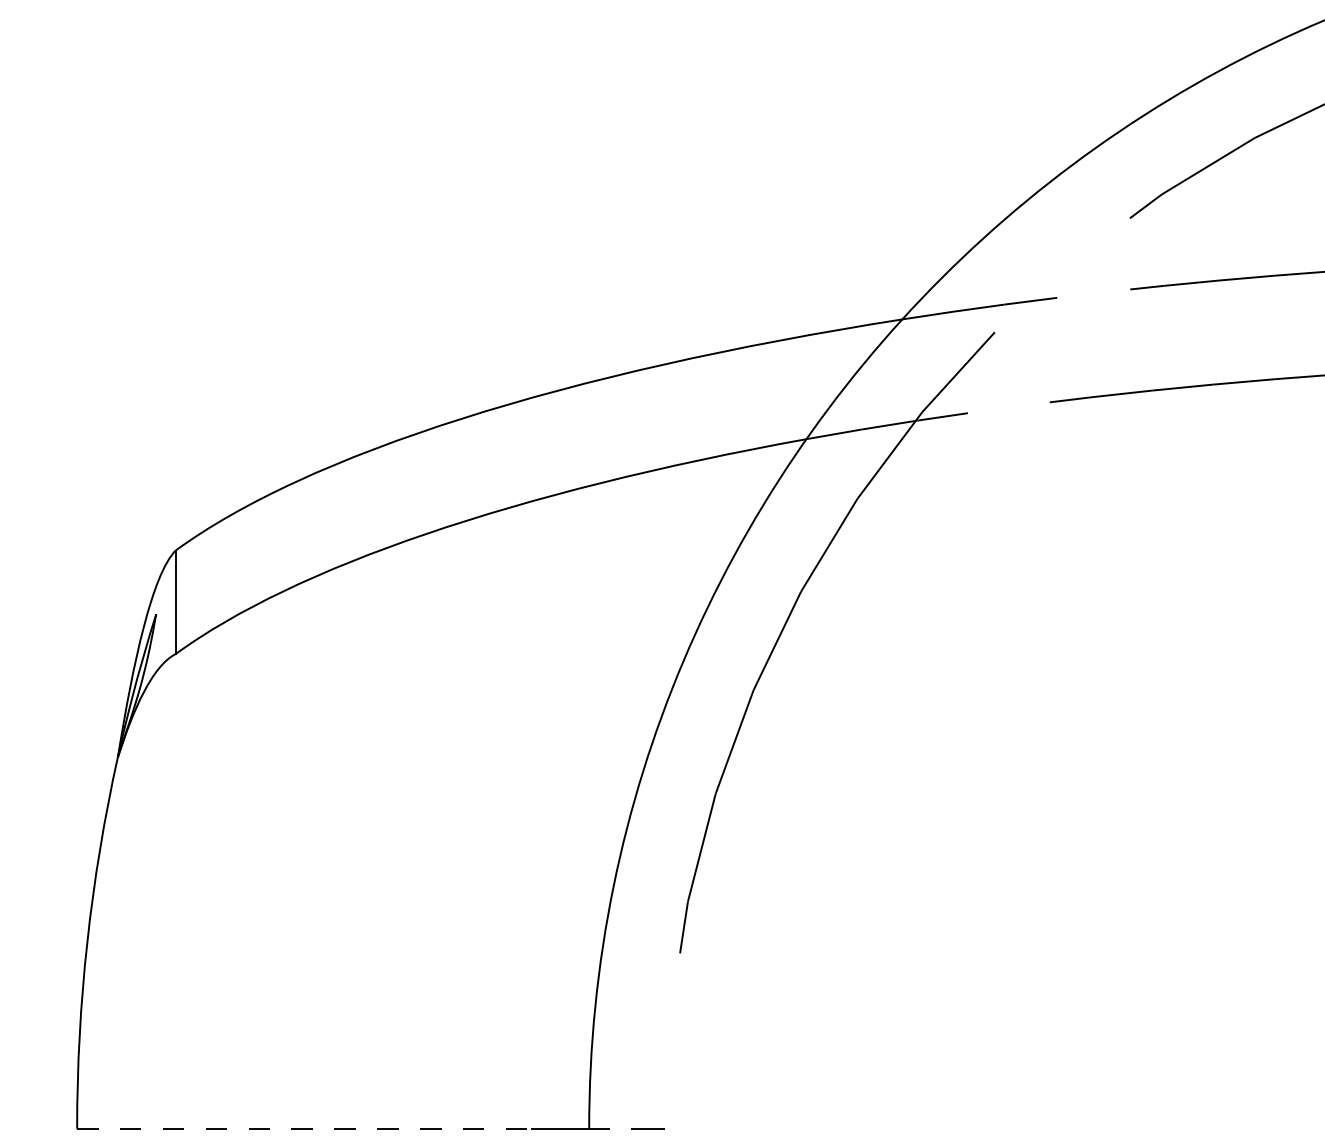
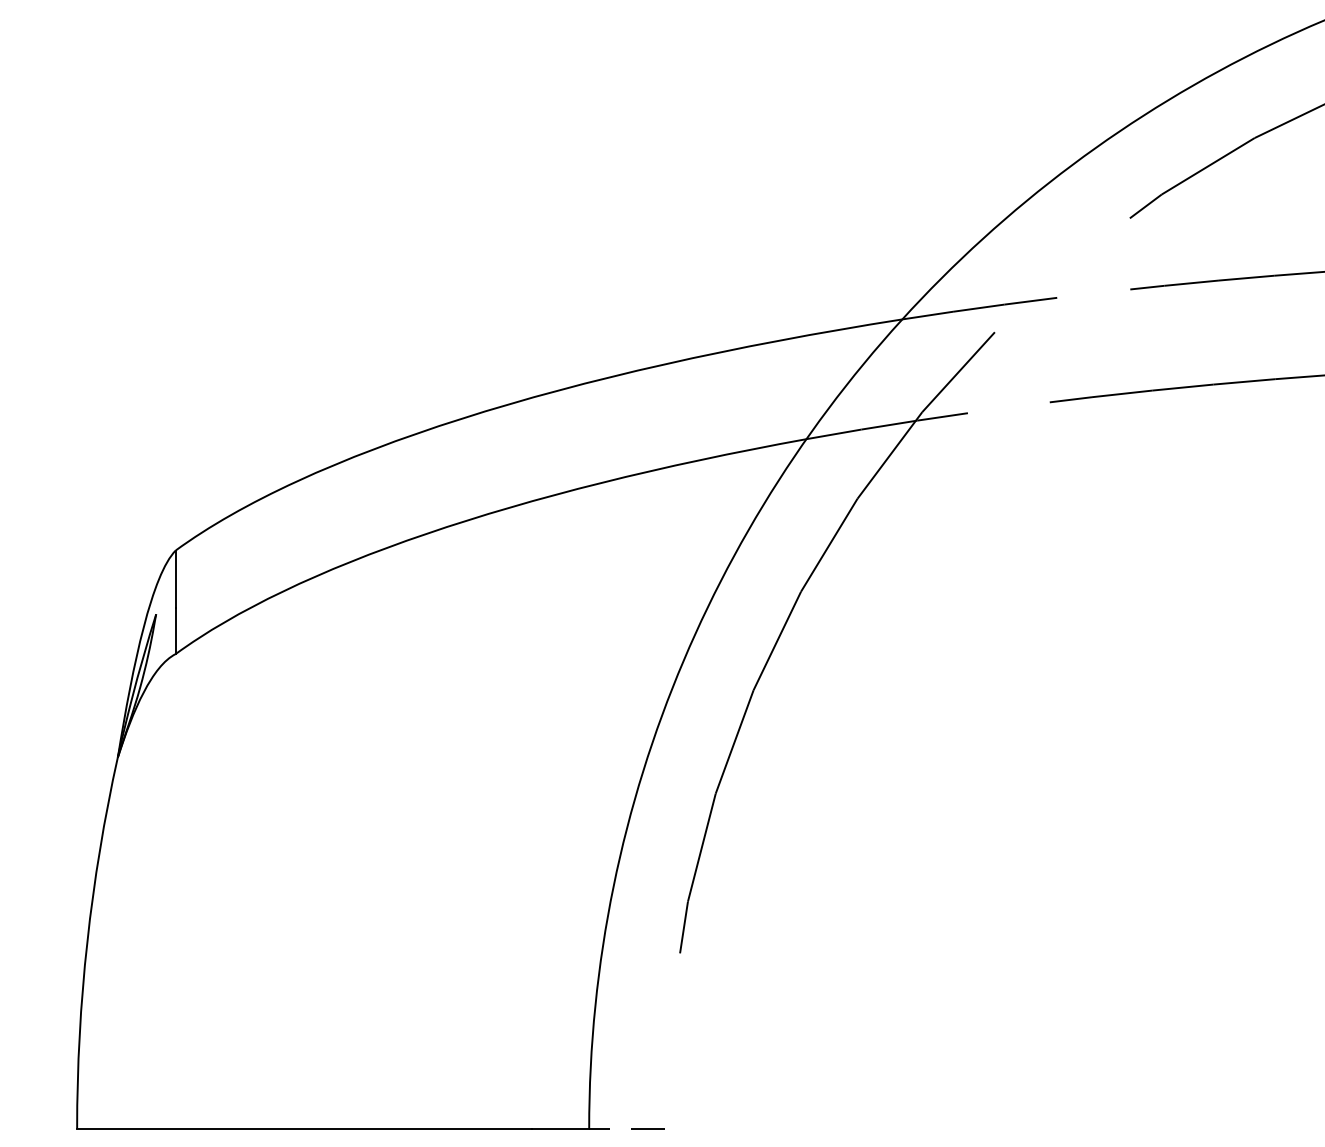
line: dashed -> solid (304, 1128)
